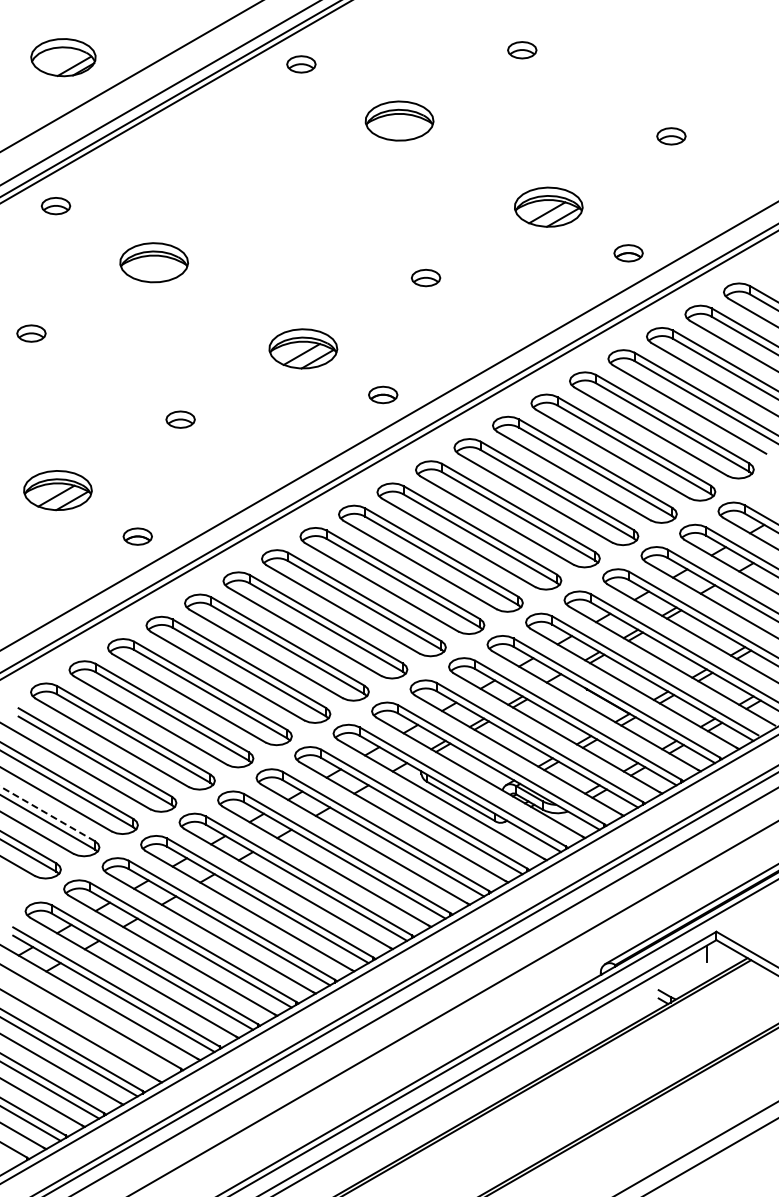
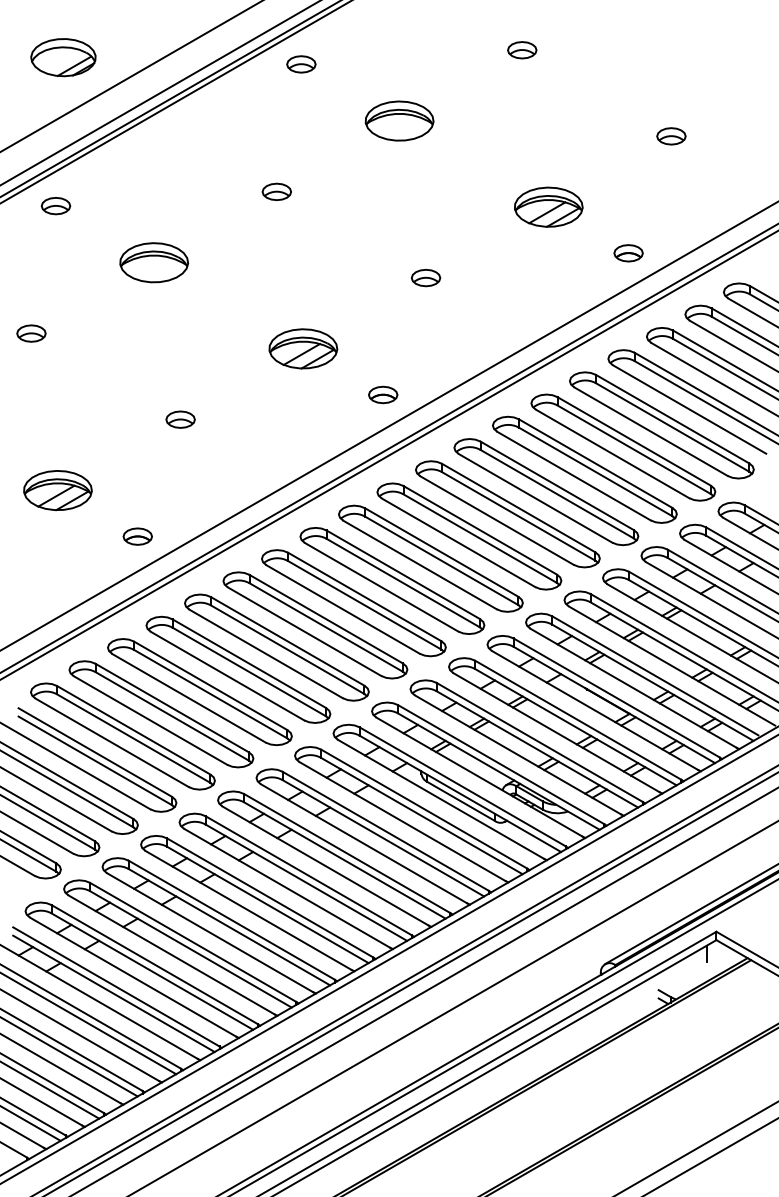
part: none -> present (276, 191)
line: dashed -> solid (47, 813)
line: none -> present (89, 1023)
